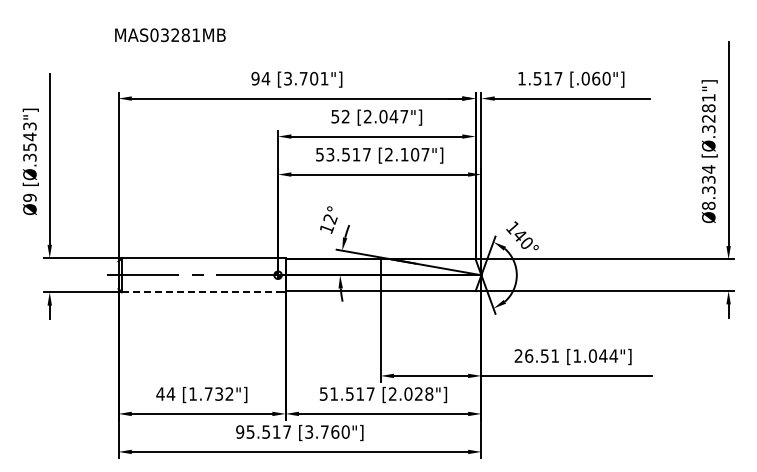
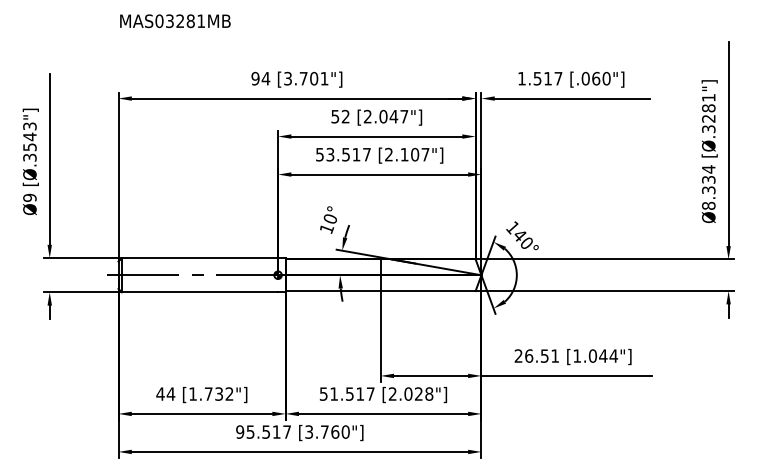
text position: (170, 35) -> (175, 21) (175, 21)
text: 12° -> 10° (330, 219)
line: dashed -> solid (200, 292)
